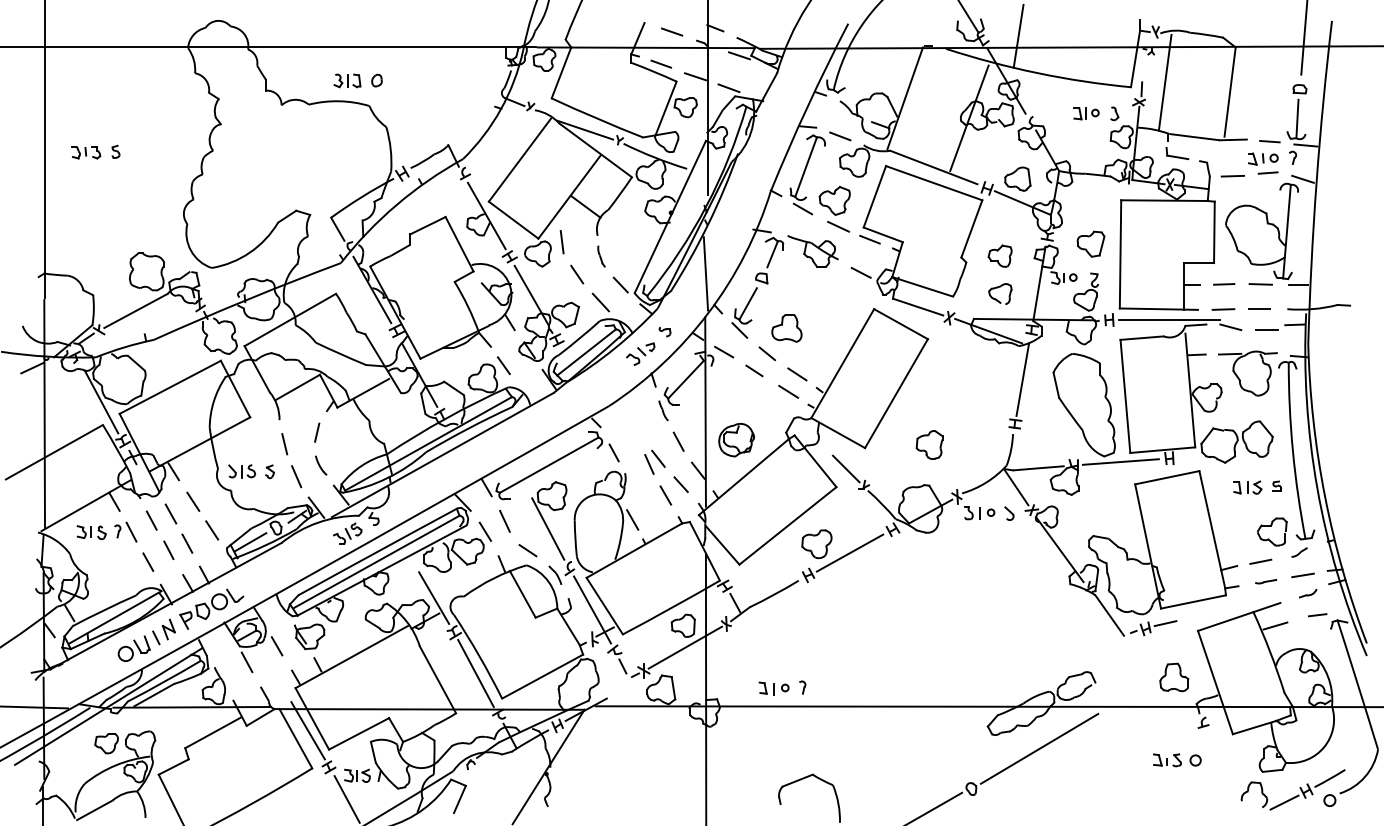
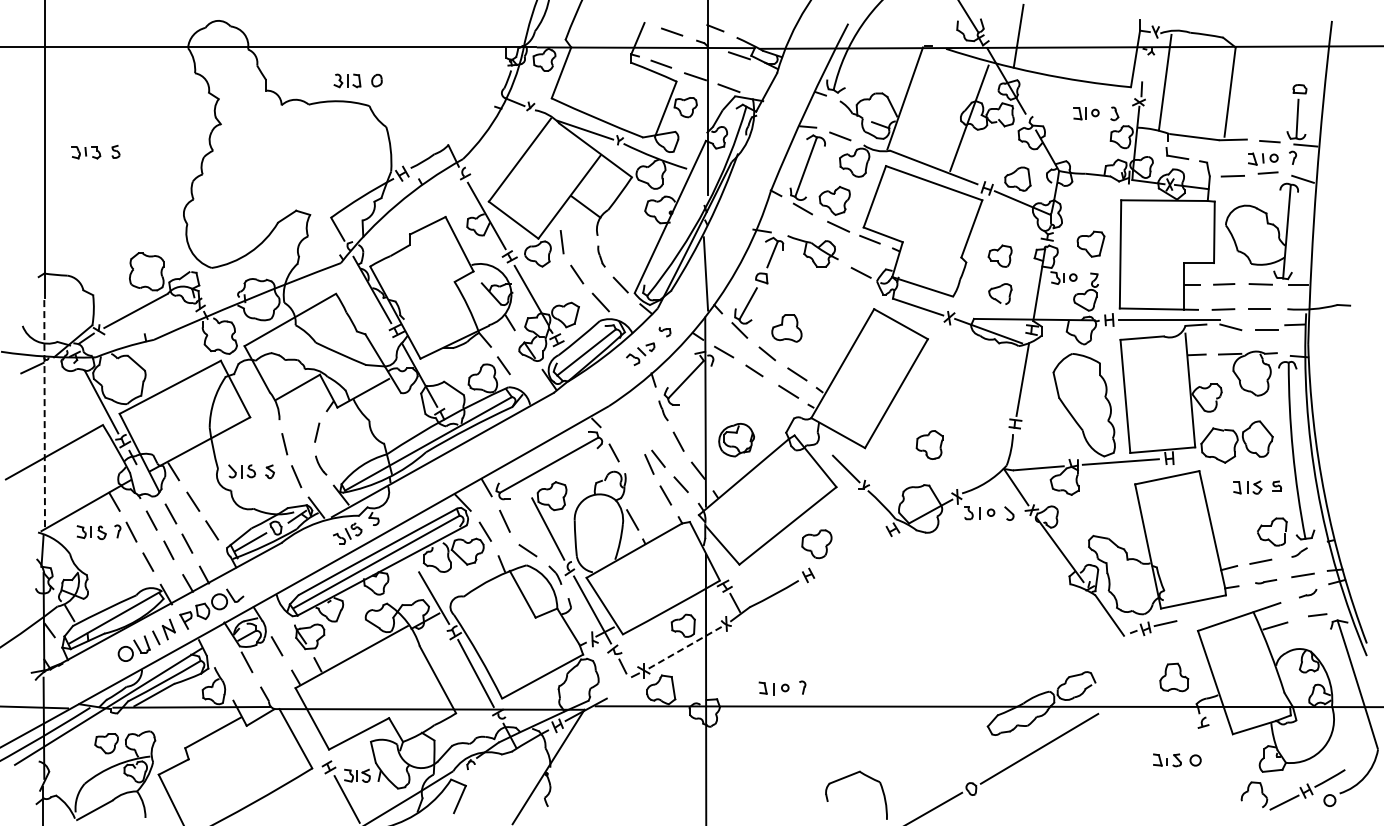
line: present -> none (1304, 38)
line: solid -> dashed (44, 413)
line: present -> none (849, 552)
line: solid -> dashed (685, 647)
line: present -> none (307, 730)
part position: (801, 780) -> (848, 777) (848, 777)
